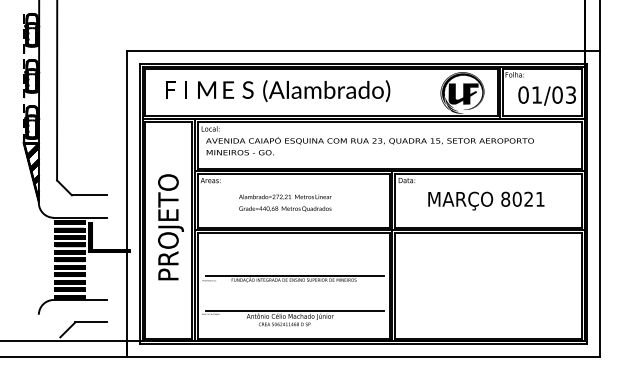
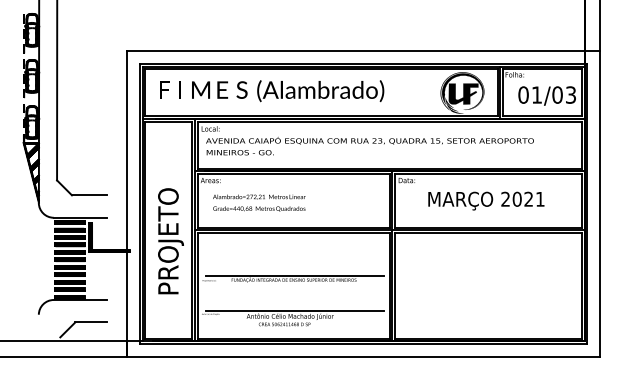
text position: (278, 91) -> (272, 91) (272, 91)
text: 8021 -> 2021 (505, 198)
text position: (285, 202) -> (259, 202) (259, 202)
text position: (170, 227) -> (170, 241) (170, 241)
